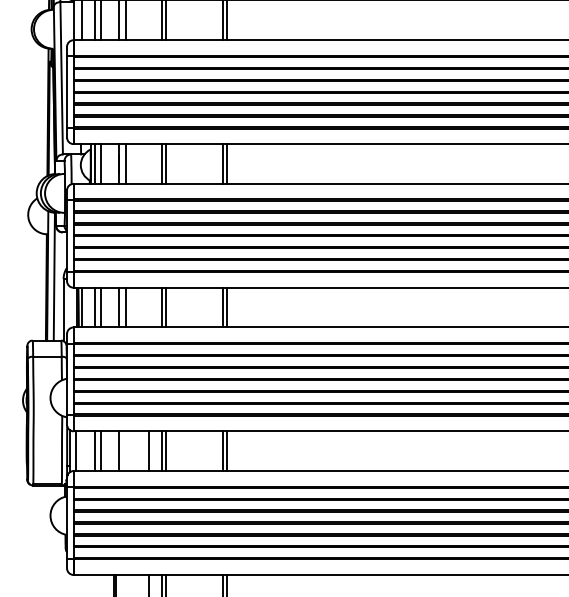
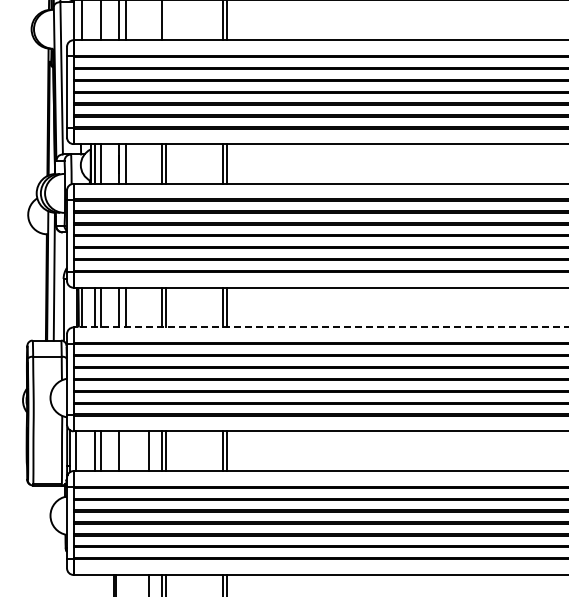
line: present -> none (94, 21)
line: present -> none (166, 21)
line: solid -> dashed (320, 327)
